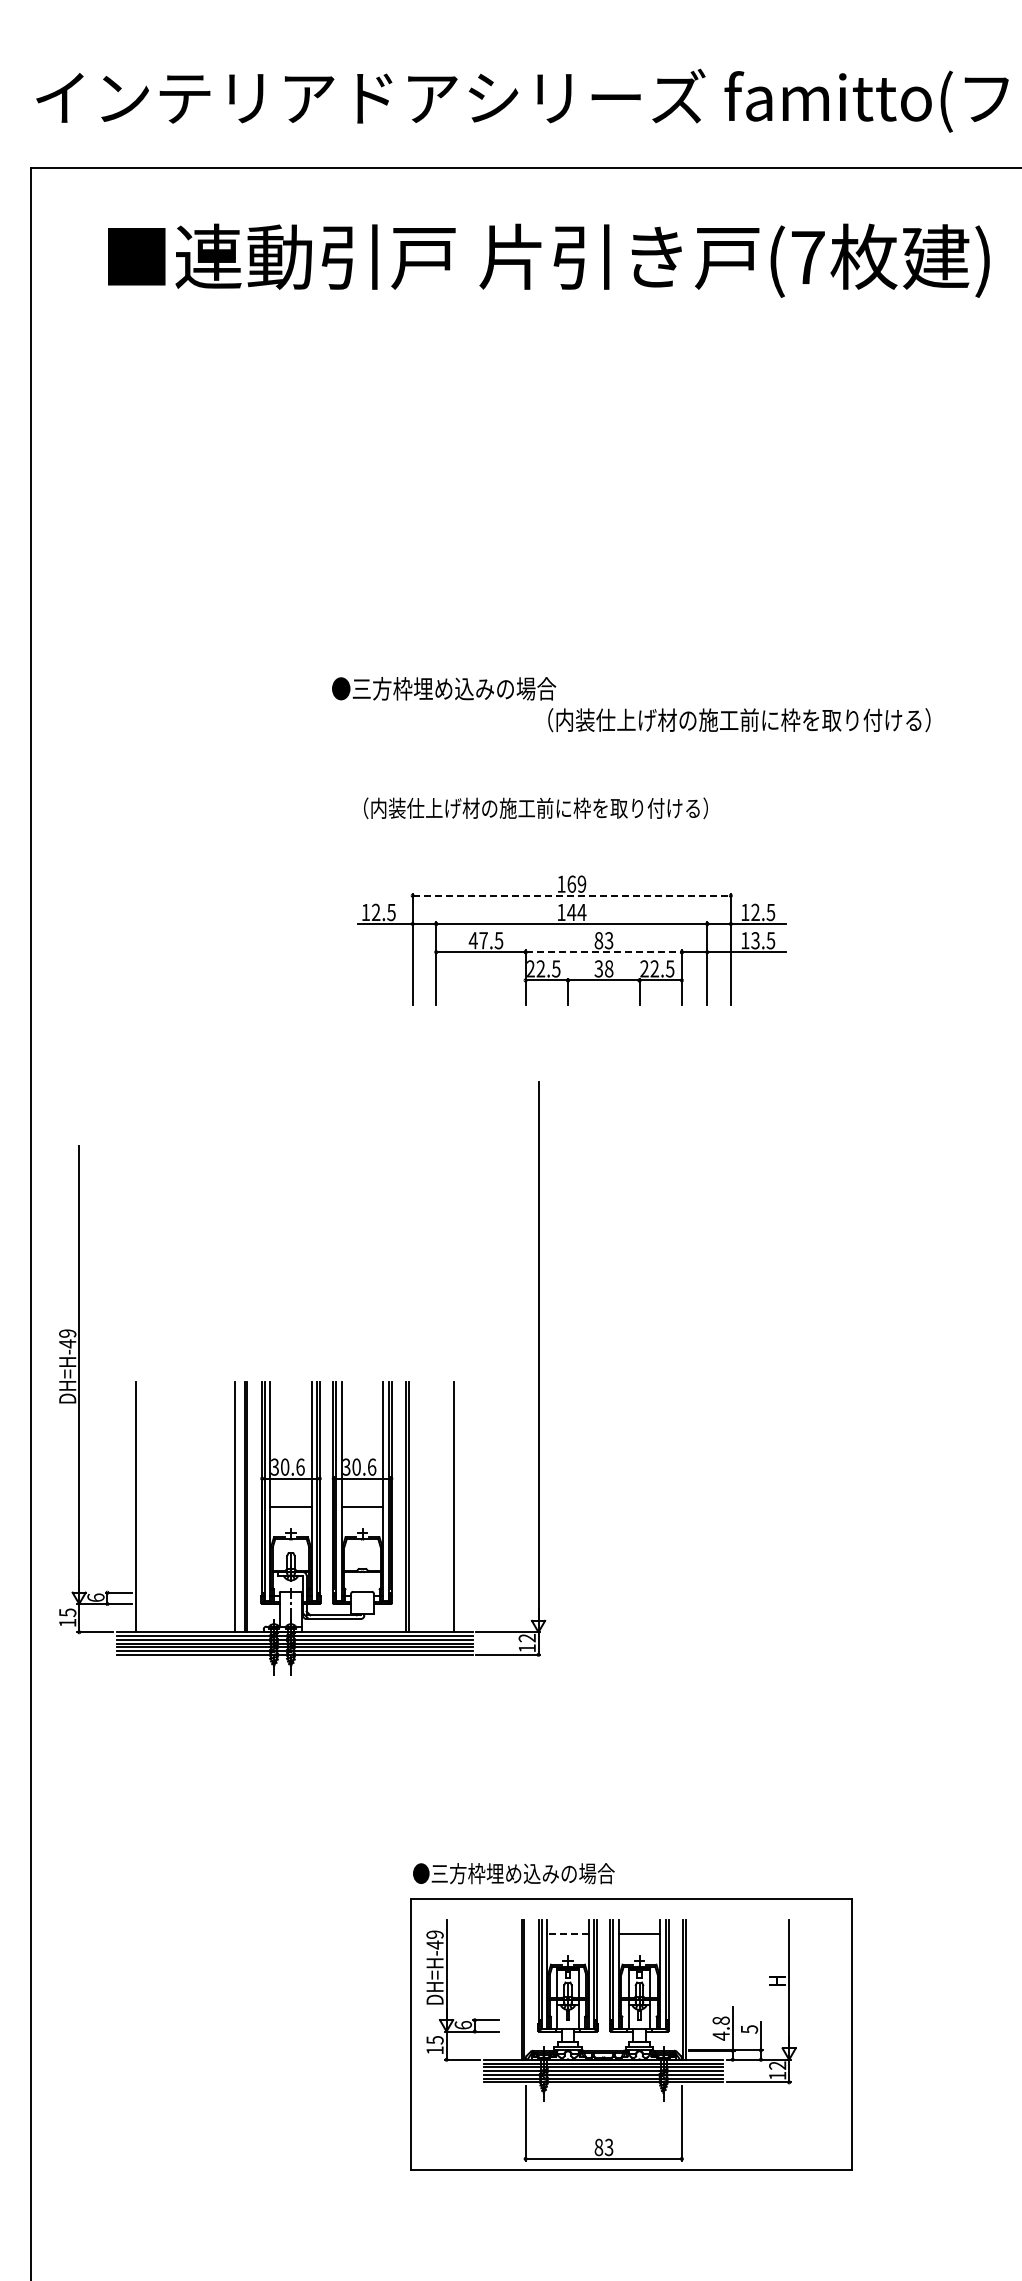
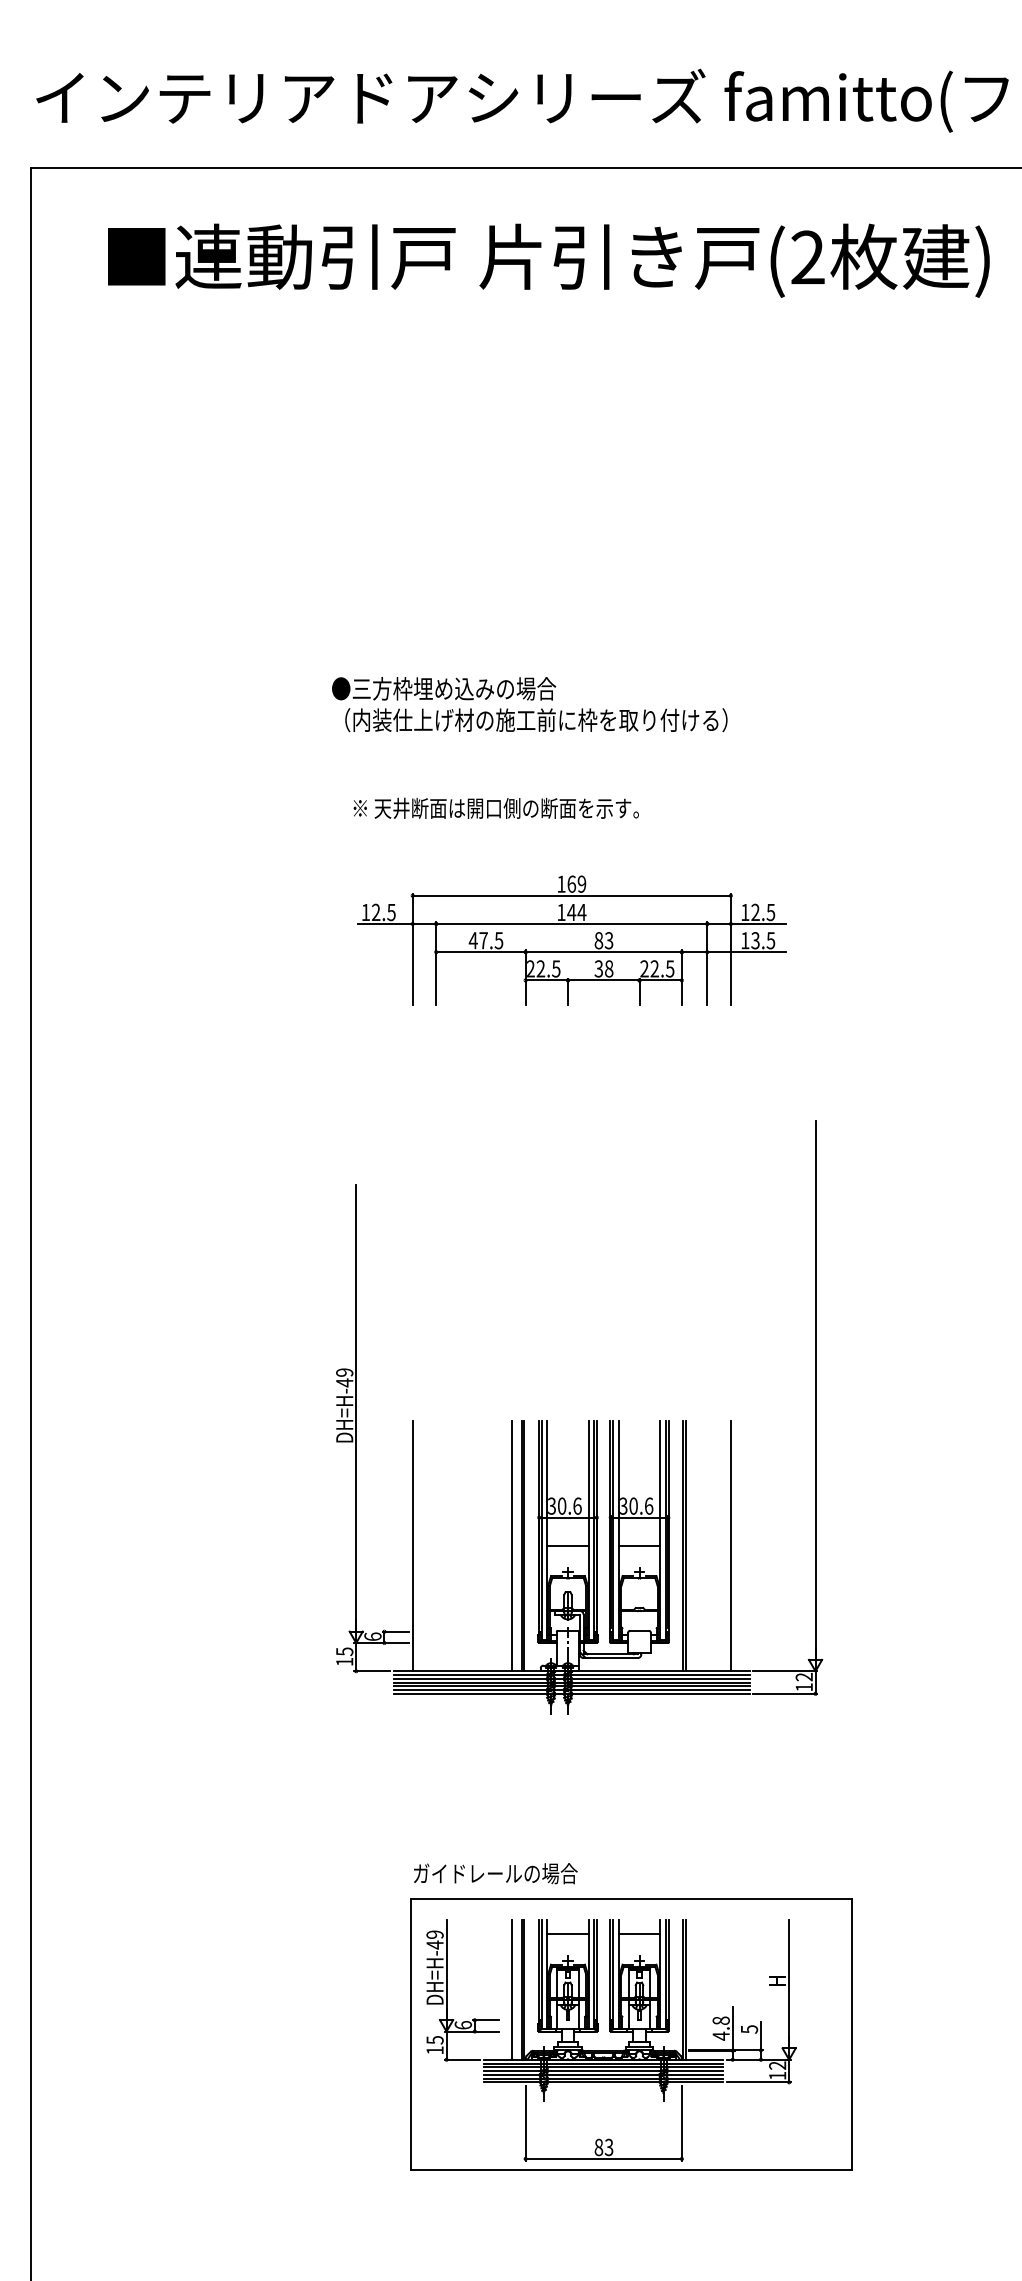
text: (7 -> (2 (807, 256)
text position: (739, 720) -> (536, 720) (536, 720)
text: （内装仕上げ材の施工前に枠を取り付ける） -> ※ 天井断面は開口側の断面を示す。 (530, 808)
line: dashed -> solid (572, 895)
line: dashed -> solid (604, 952)
part position: (311, 1381) -> (588, 1420) (588, 1420)
text: ●三方枠埋め込みの場合 -> ガイドレールの場合 (513, 1873)
line: dashed -> solid (568, 1934)
line: none -> present (512, 1989)
